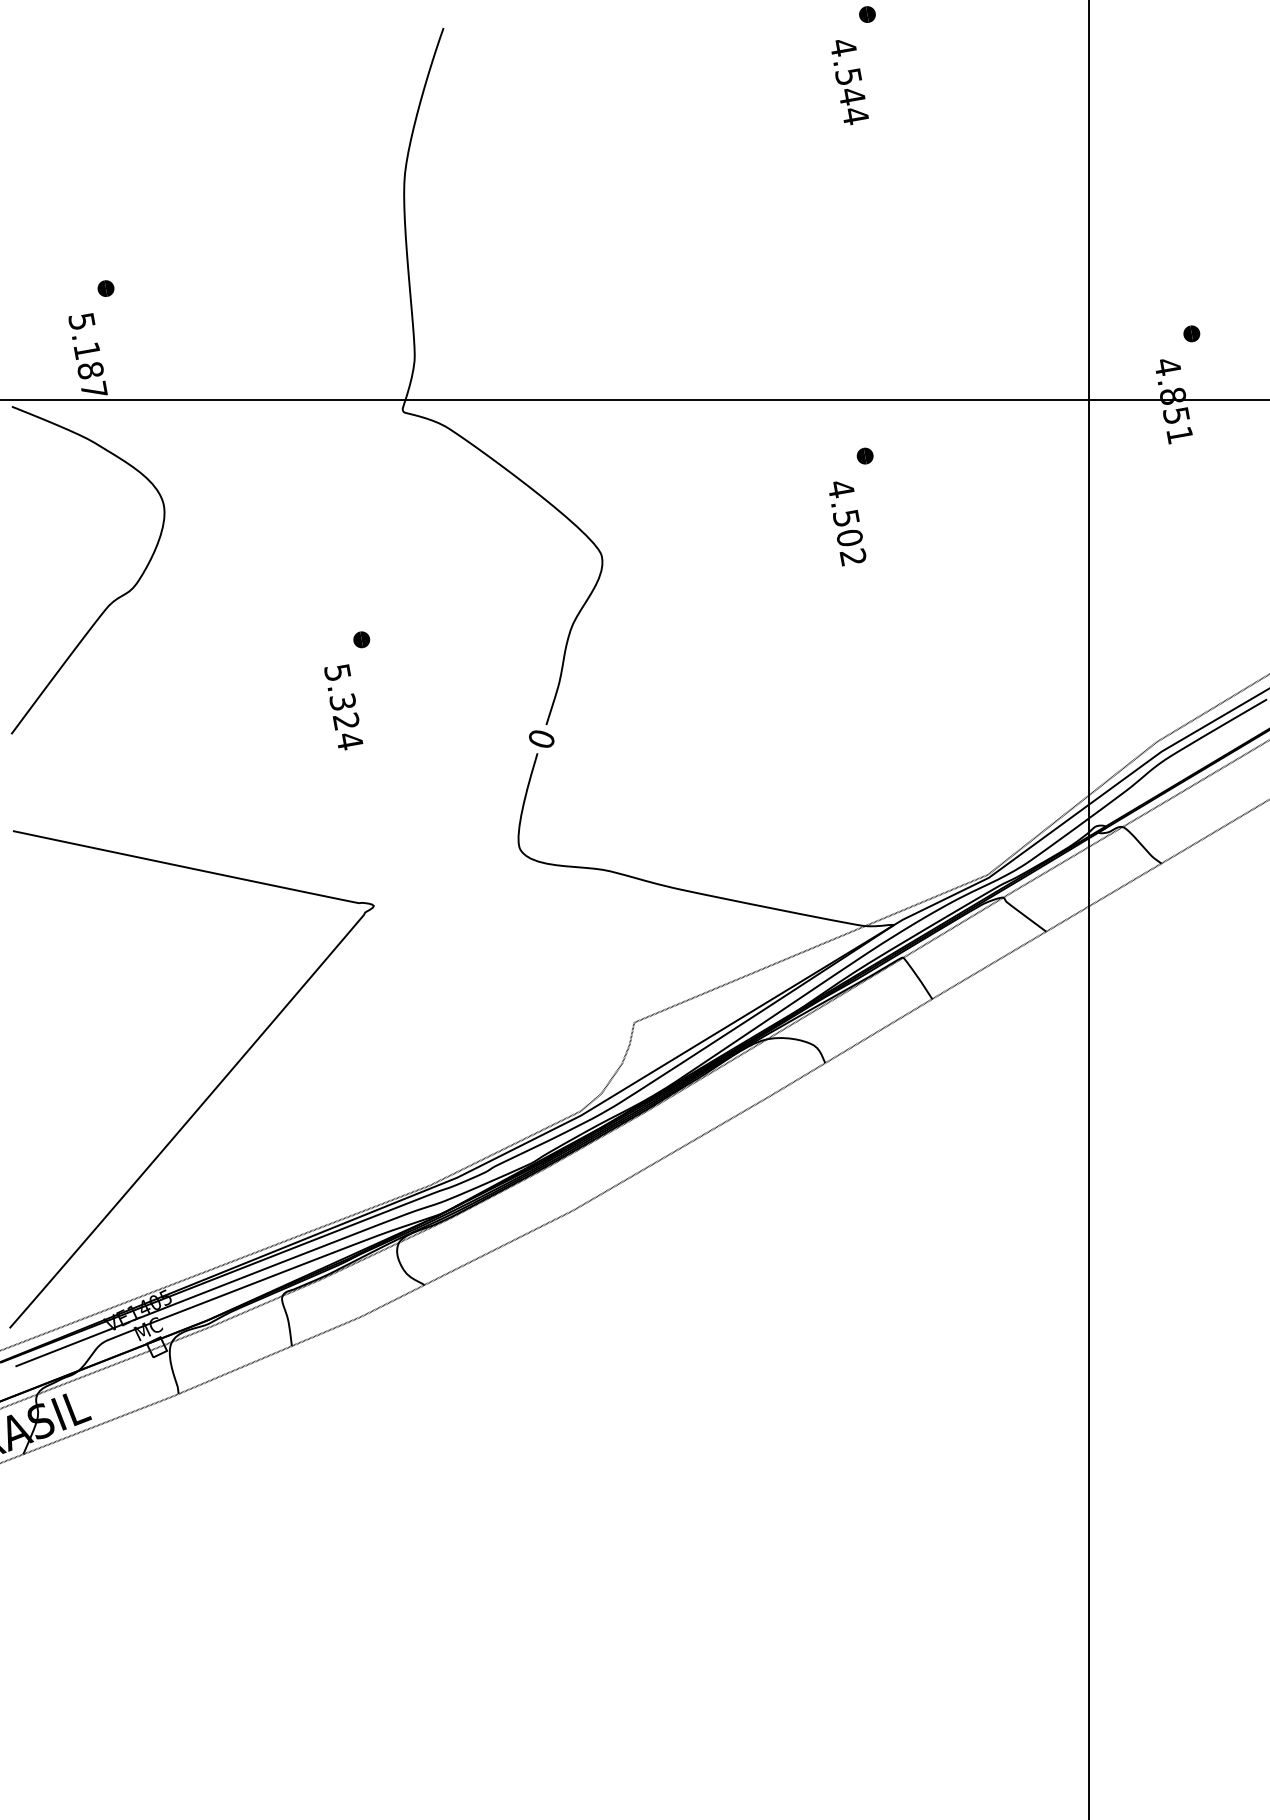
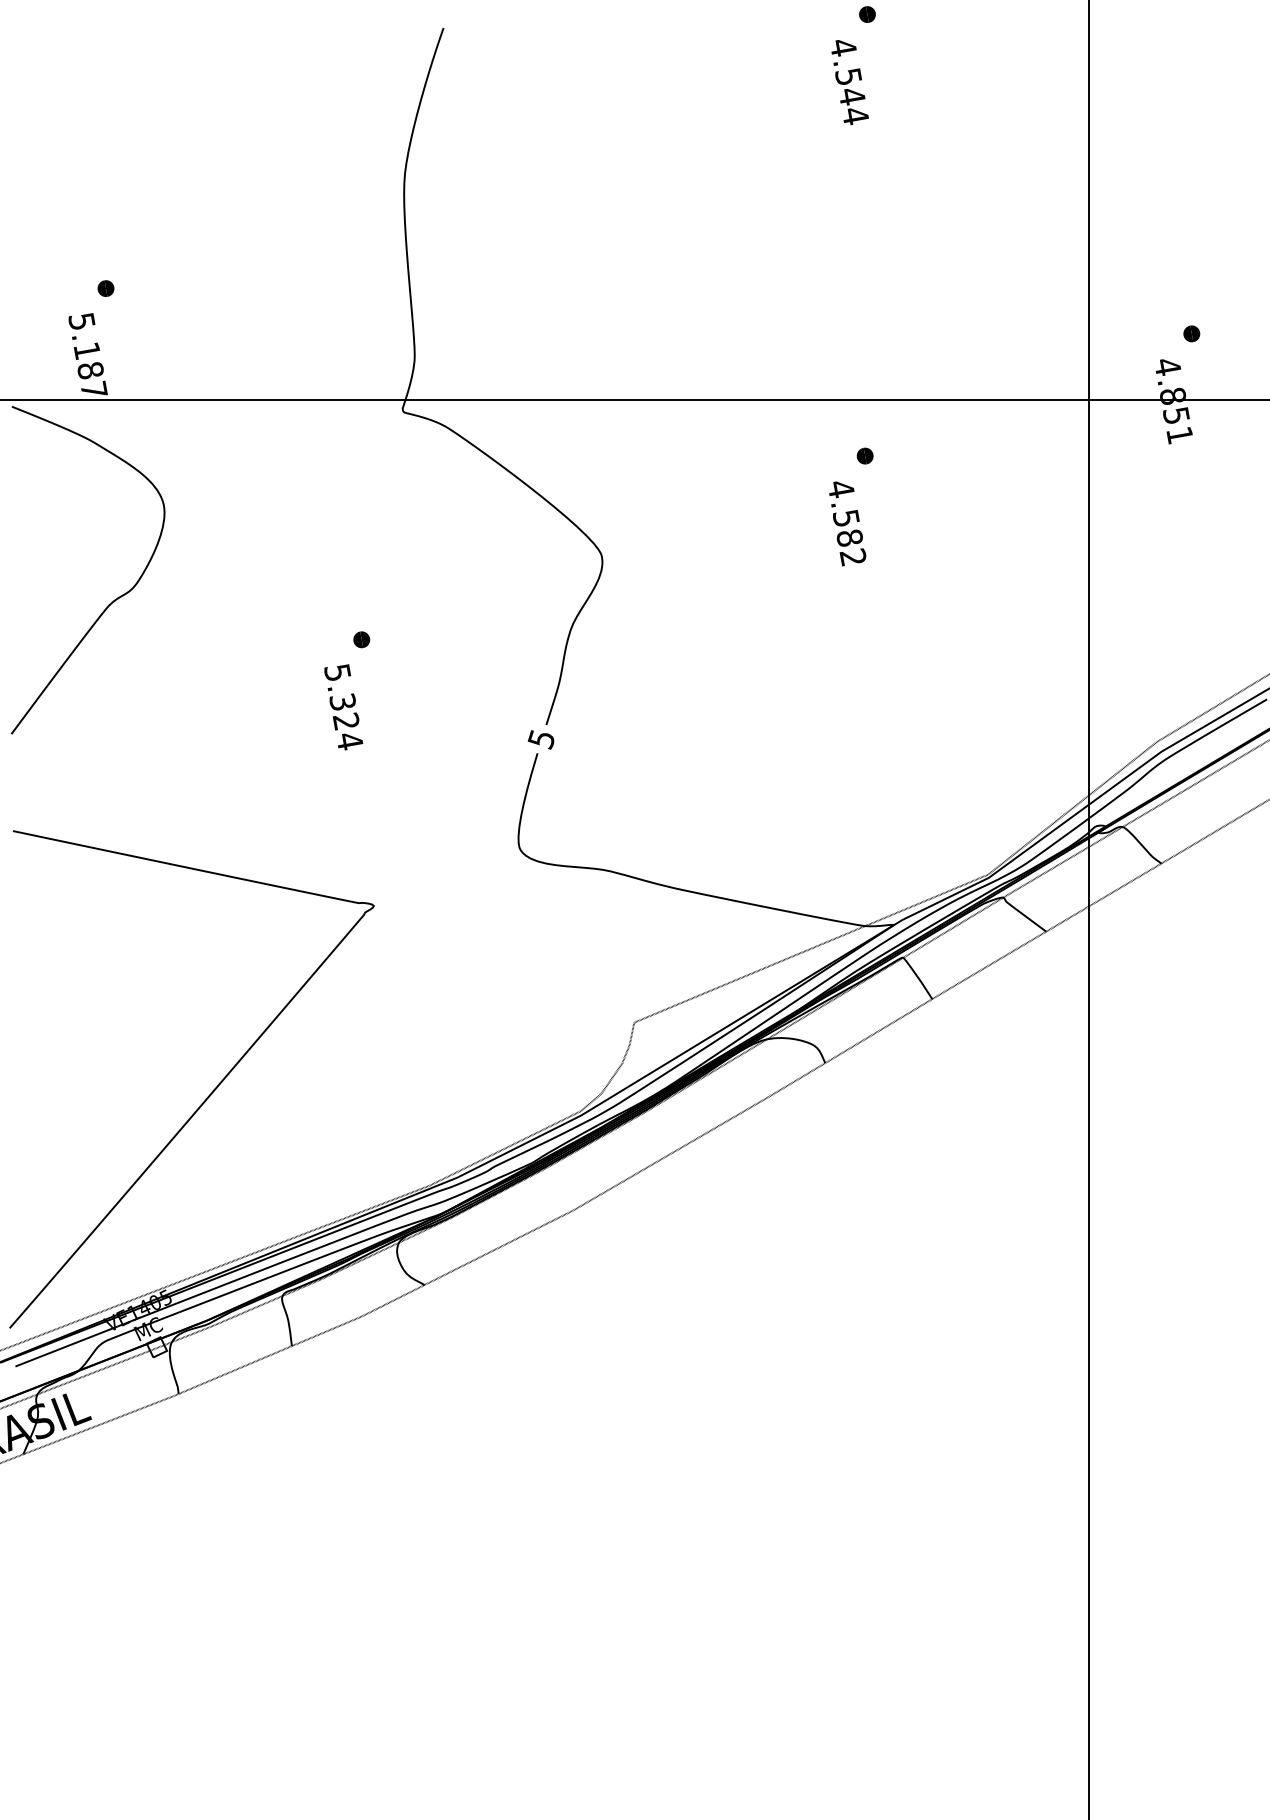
text: 4.502 -> 4.582 (849, 537)
text: 0 -> 5 (540, 739)
